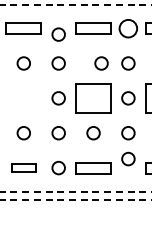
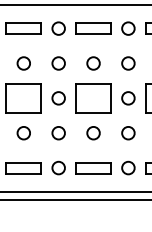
line: dashed -> solid (76, 4)
circle size: 20x20 px -> 15x15 px (128, 28)
circle position: (58, 34) -> (58, 28) (58, 28)
circle position: (101, 63) -> (93, 63) (93, 63)
part: none -> present (23, 98)
circle position: (128, 158) -> (128, 167) (128, 167)
part size: 26x10 px -> 37x13 px (23, 168)
line: dashed -> solid (76, 191)
line: dashed -> solid (76, 200)
